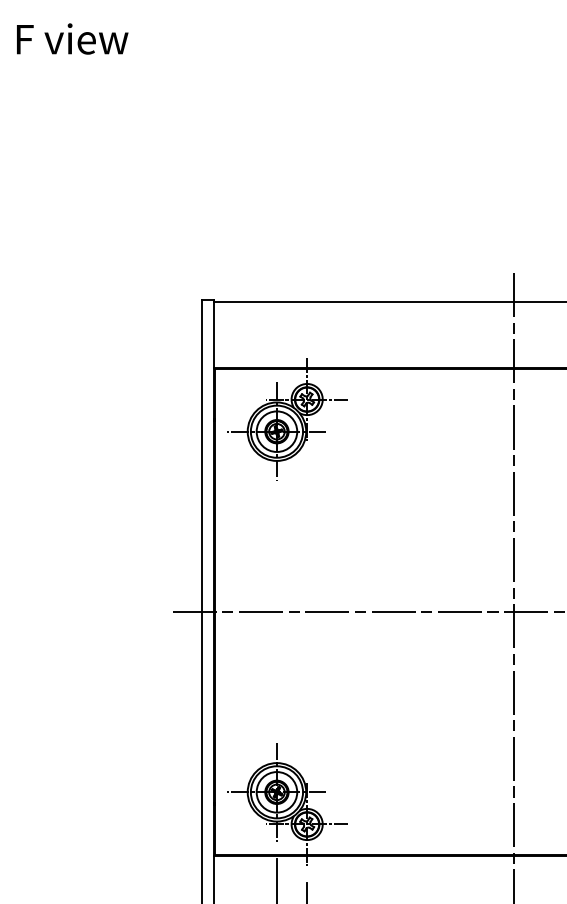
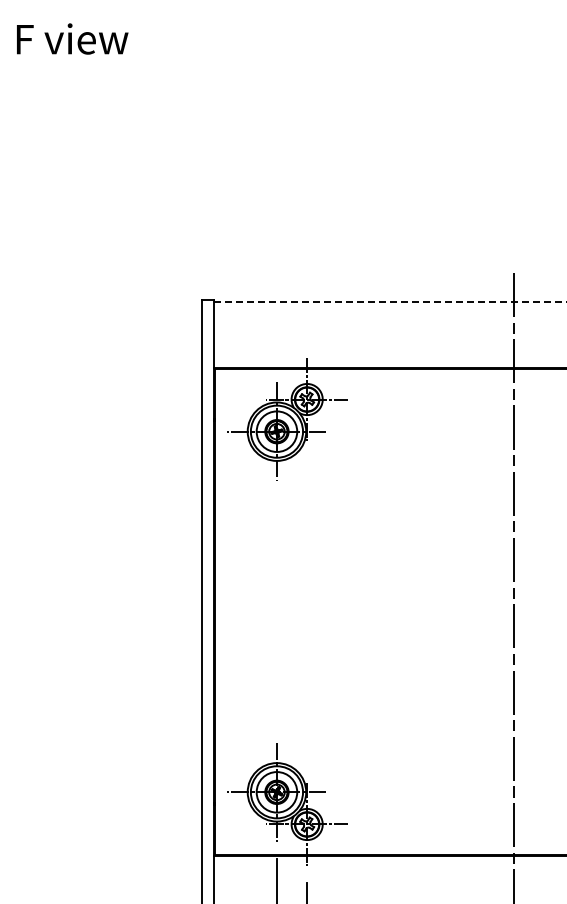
line: solid -> dashed (390, 302)
line: present -> none (367, 612)
